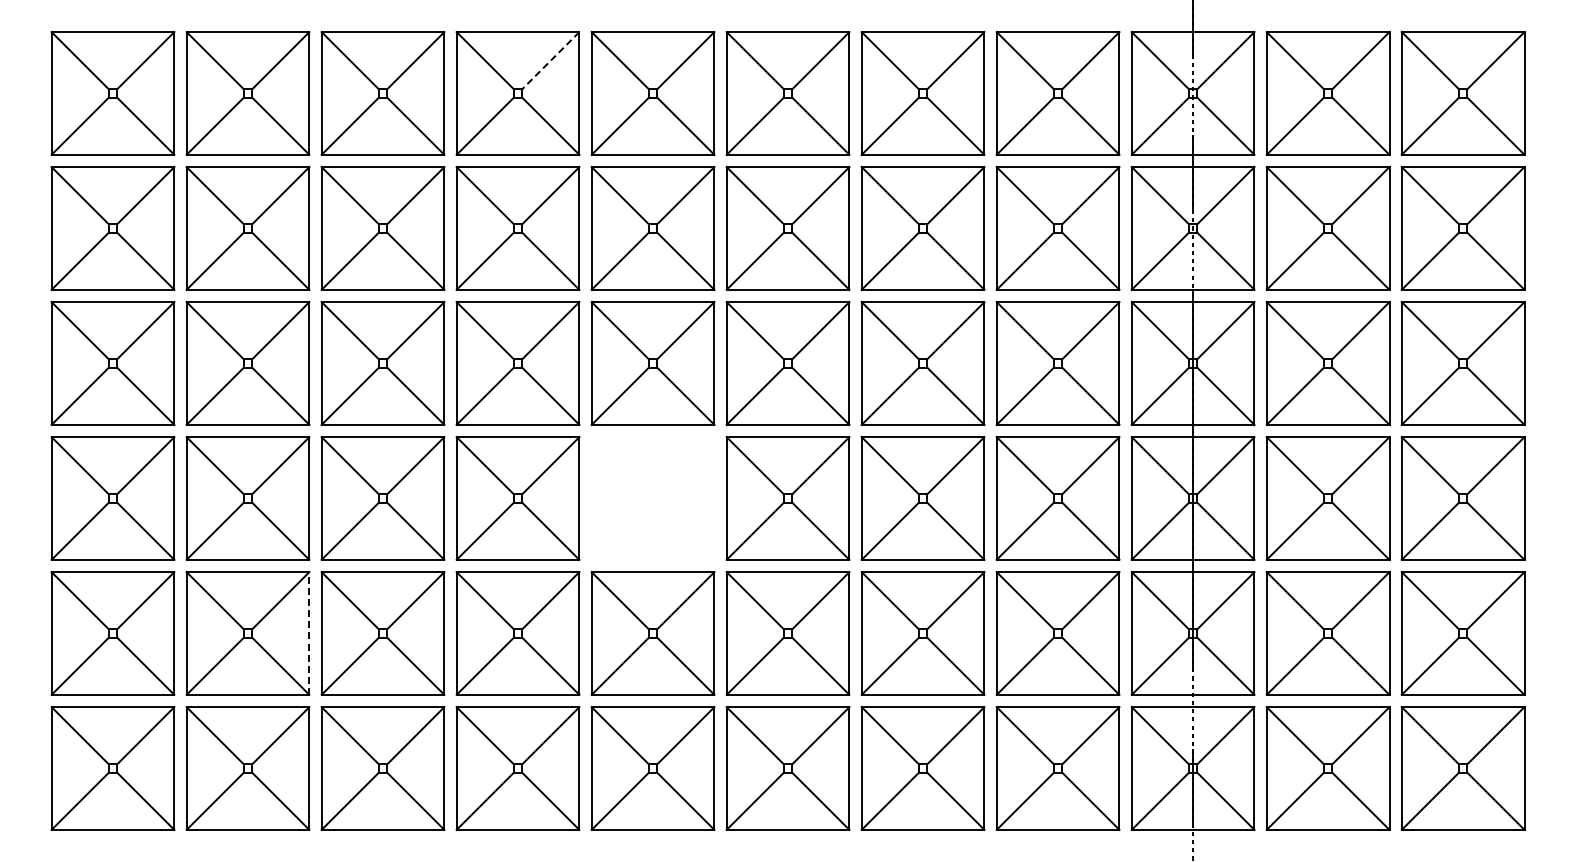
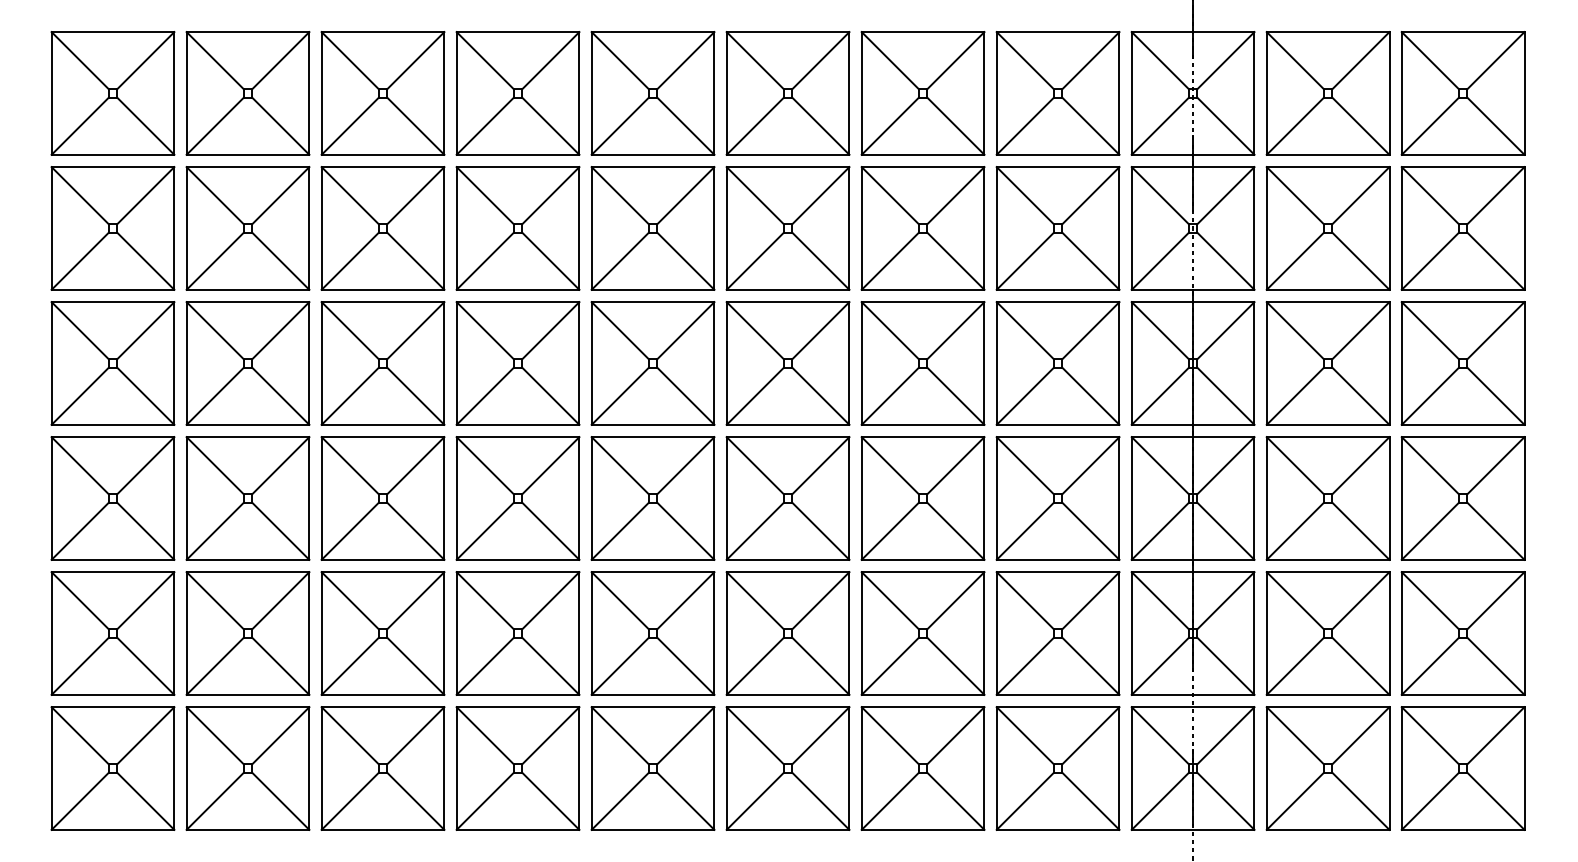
line: dashed -> solid (550, 60)
part: none -> present (652, 498)
line: dashed -> solid (309, 633)
